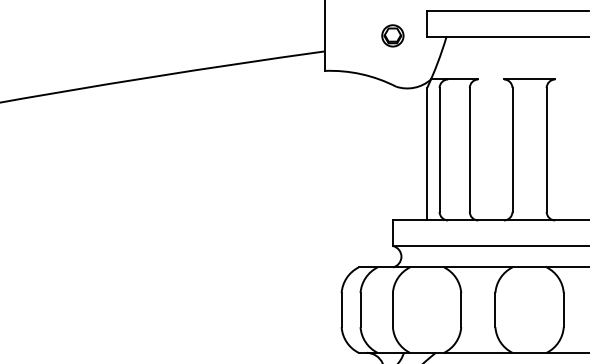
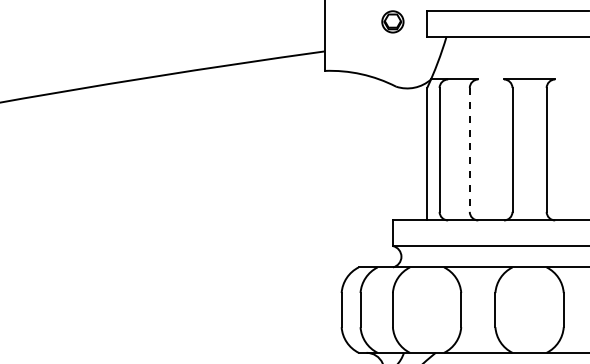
part position: (392, 35) -> (392, 21) (392, 21)
line: solid -> dashed (469, 149)
